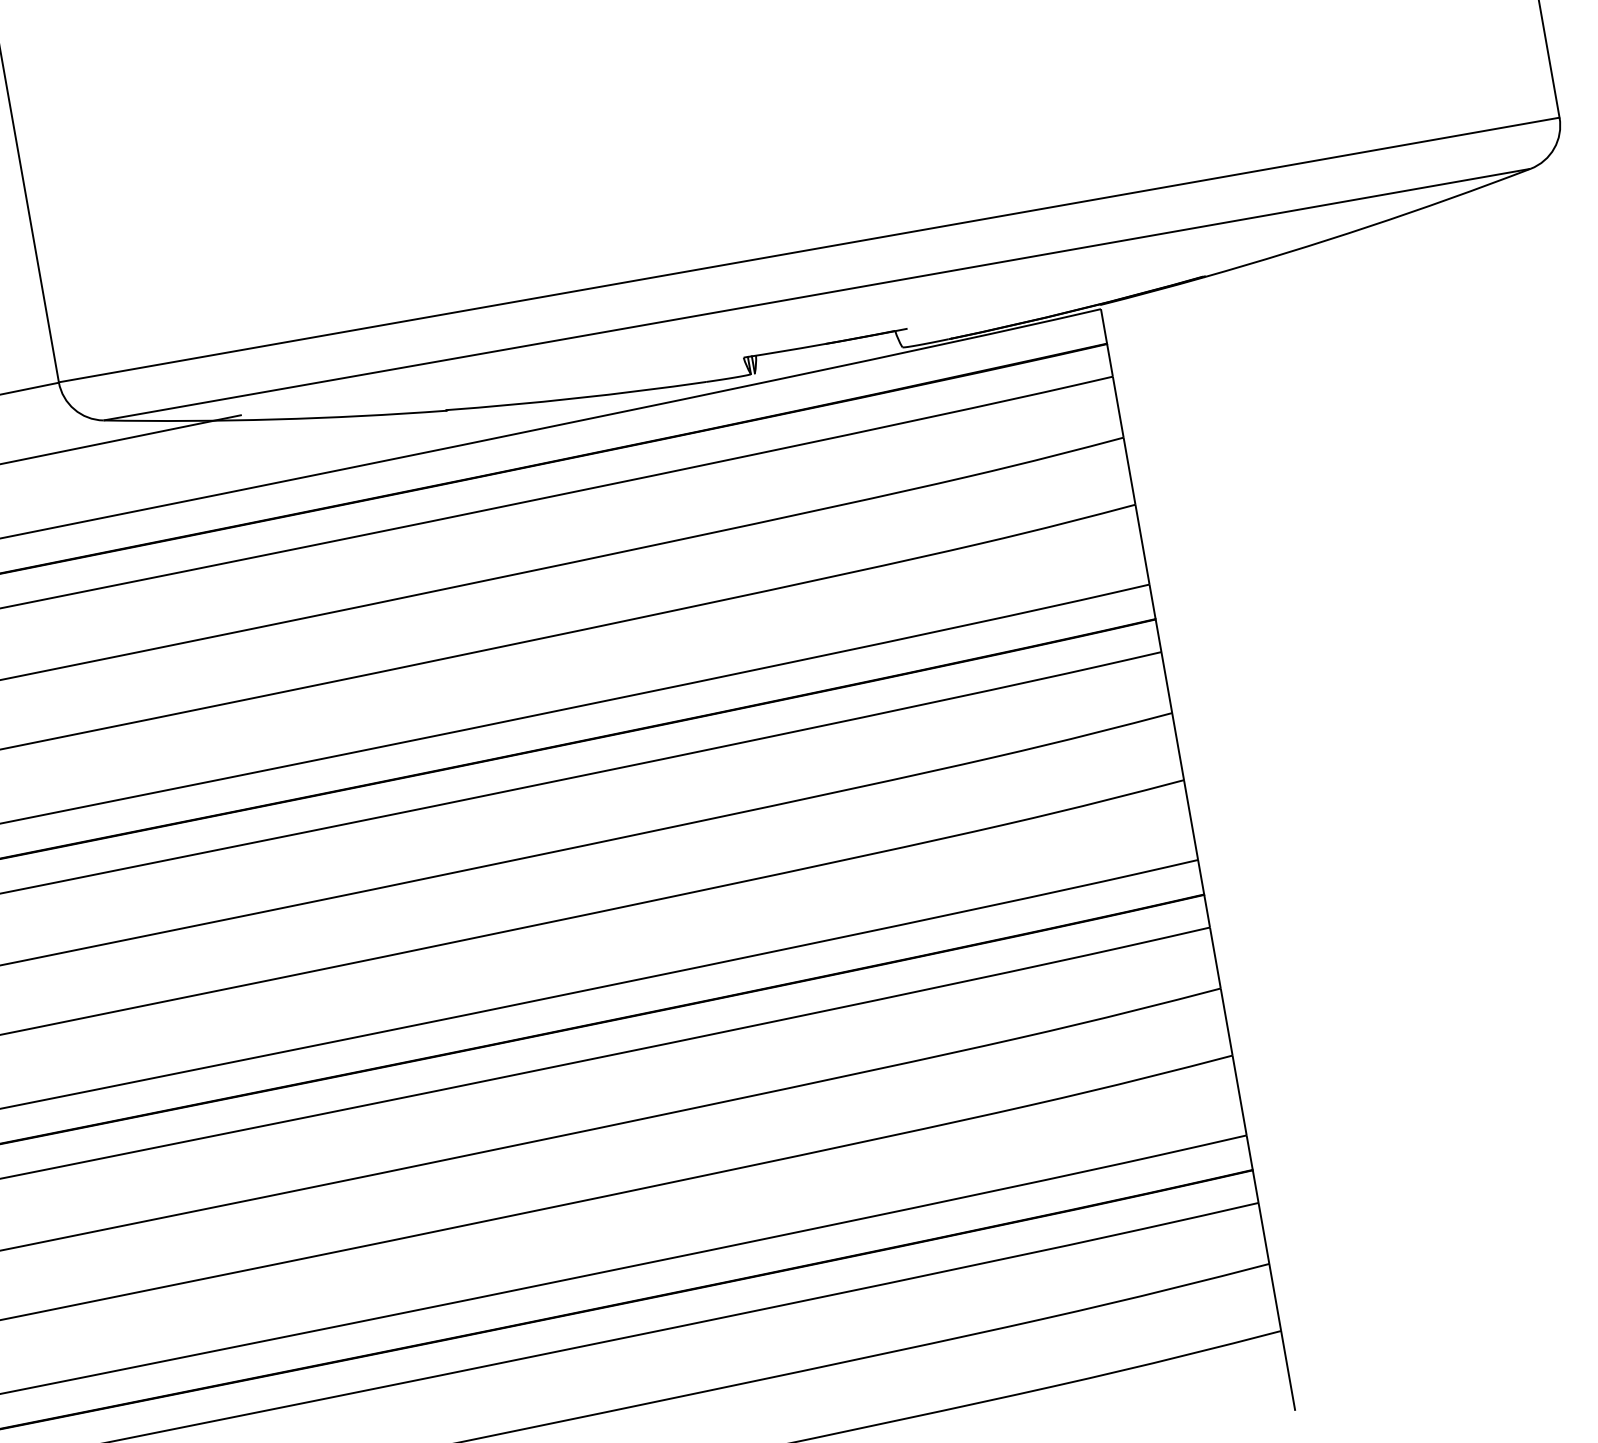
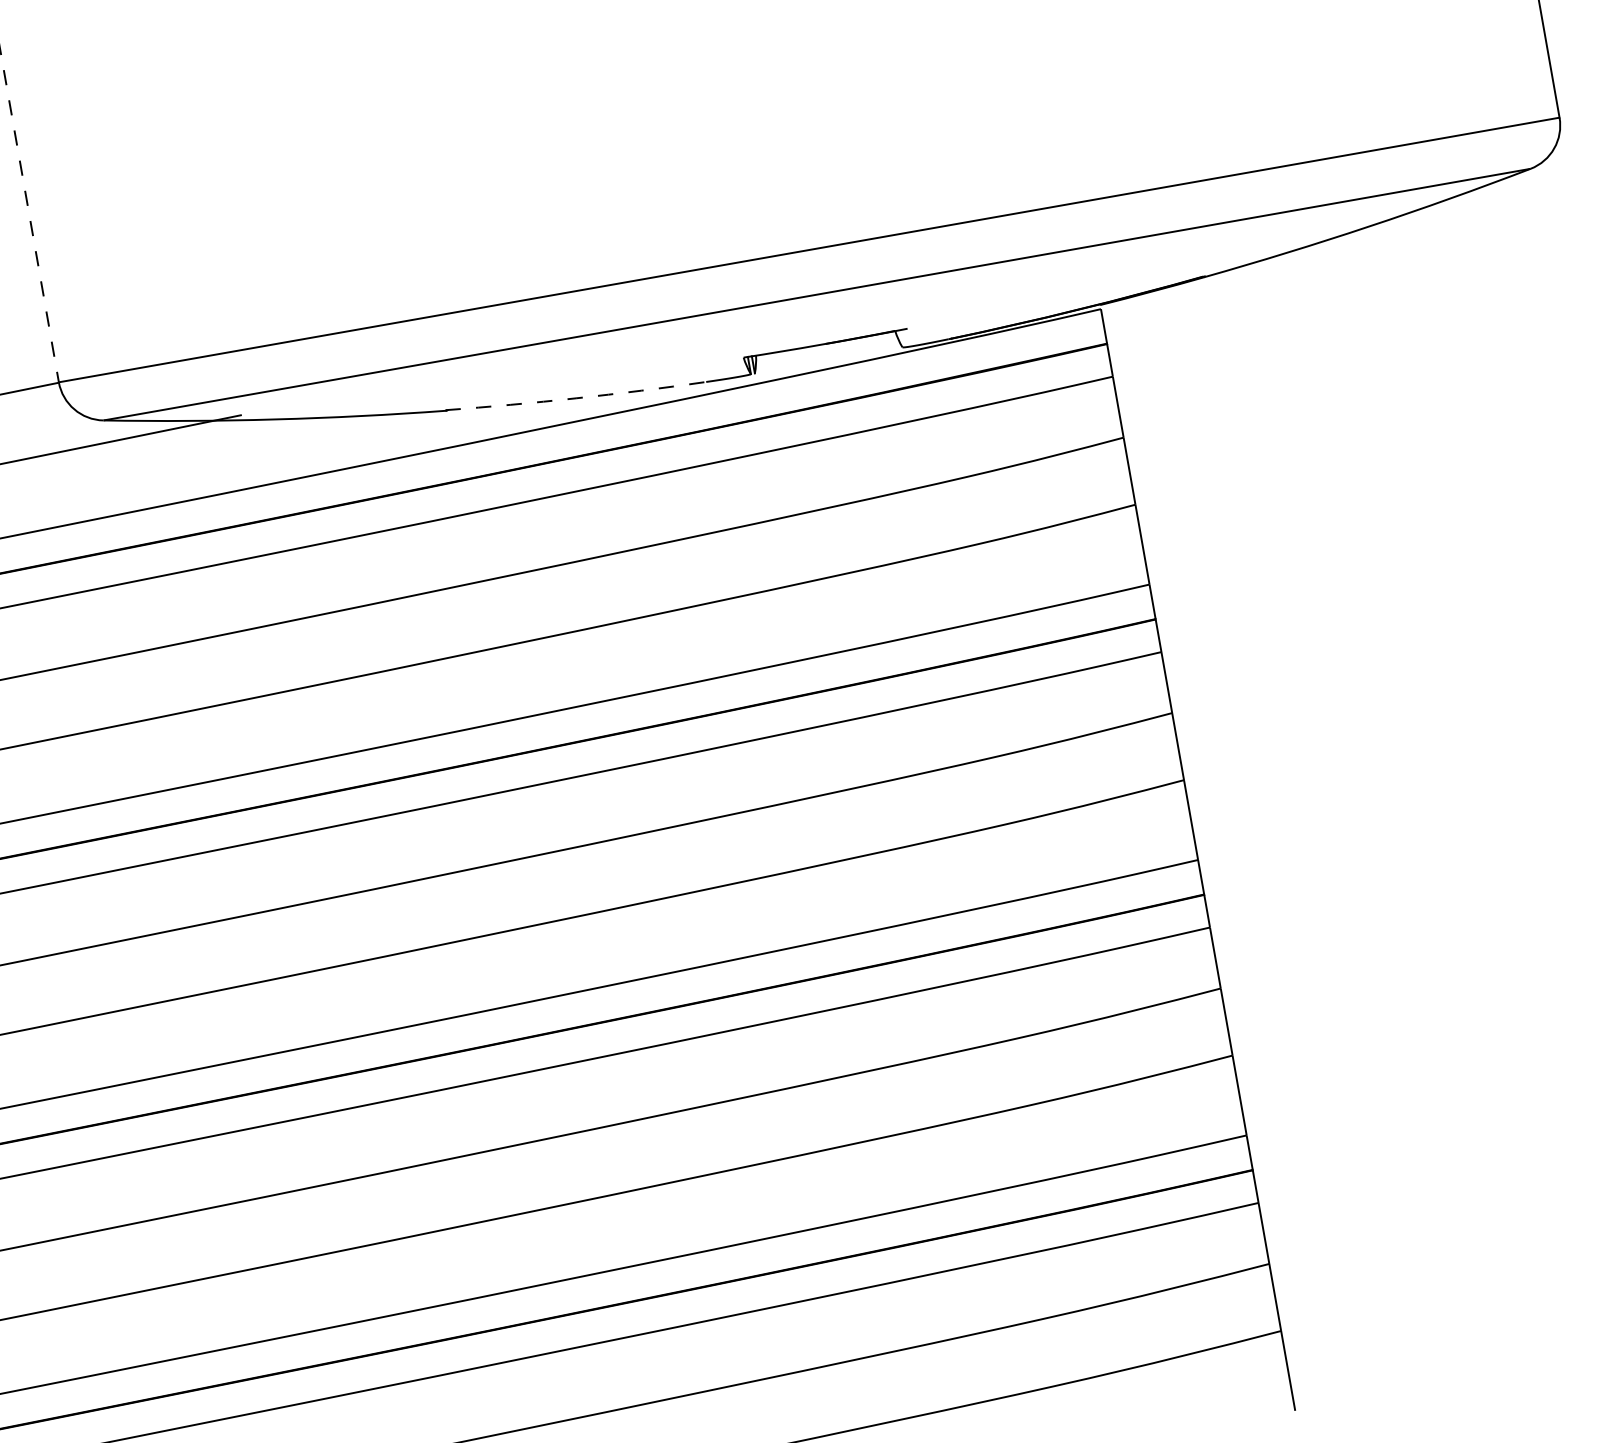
line: solid -> dashed (29, 215)
arc: solid -> dashed (576, 398)
